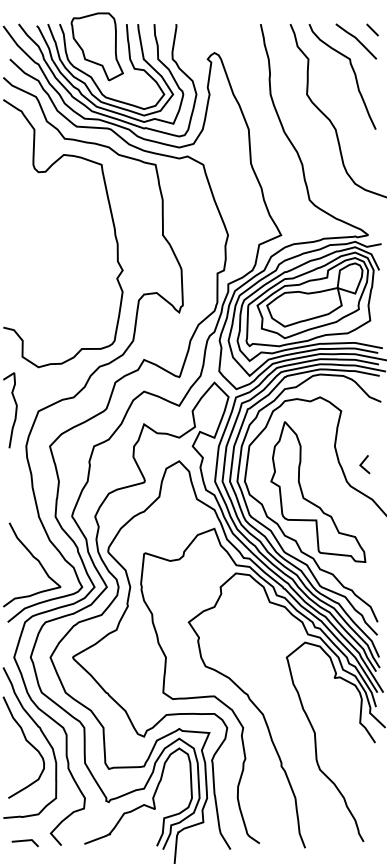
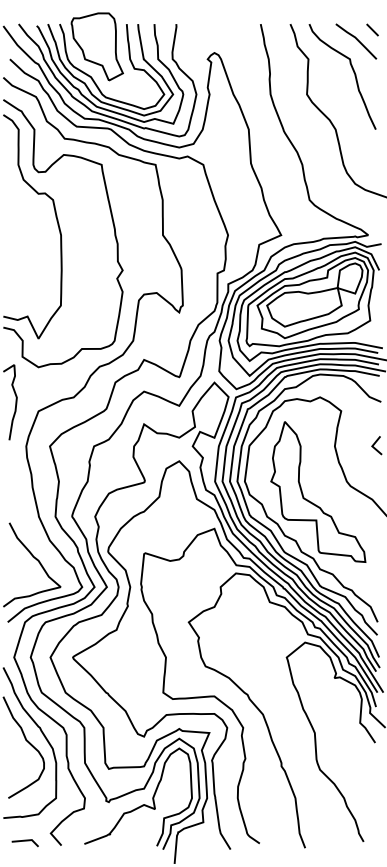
curve: none -> present (56, 221)
curve position: (15, 410) -> (15, 402) (15, 402)
line position: (363, 463) -> (375, 444) (375, 444)
